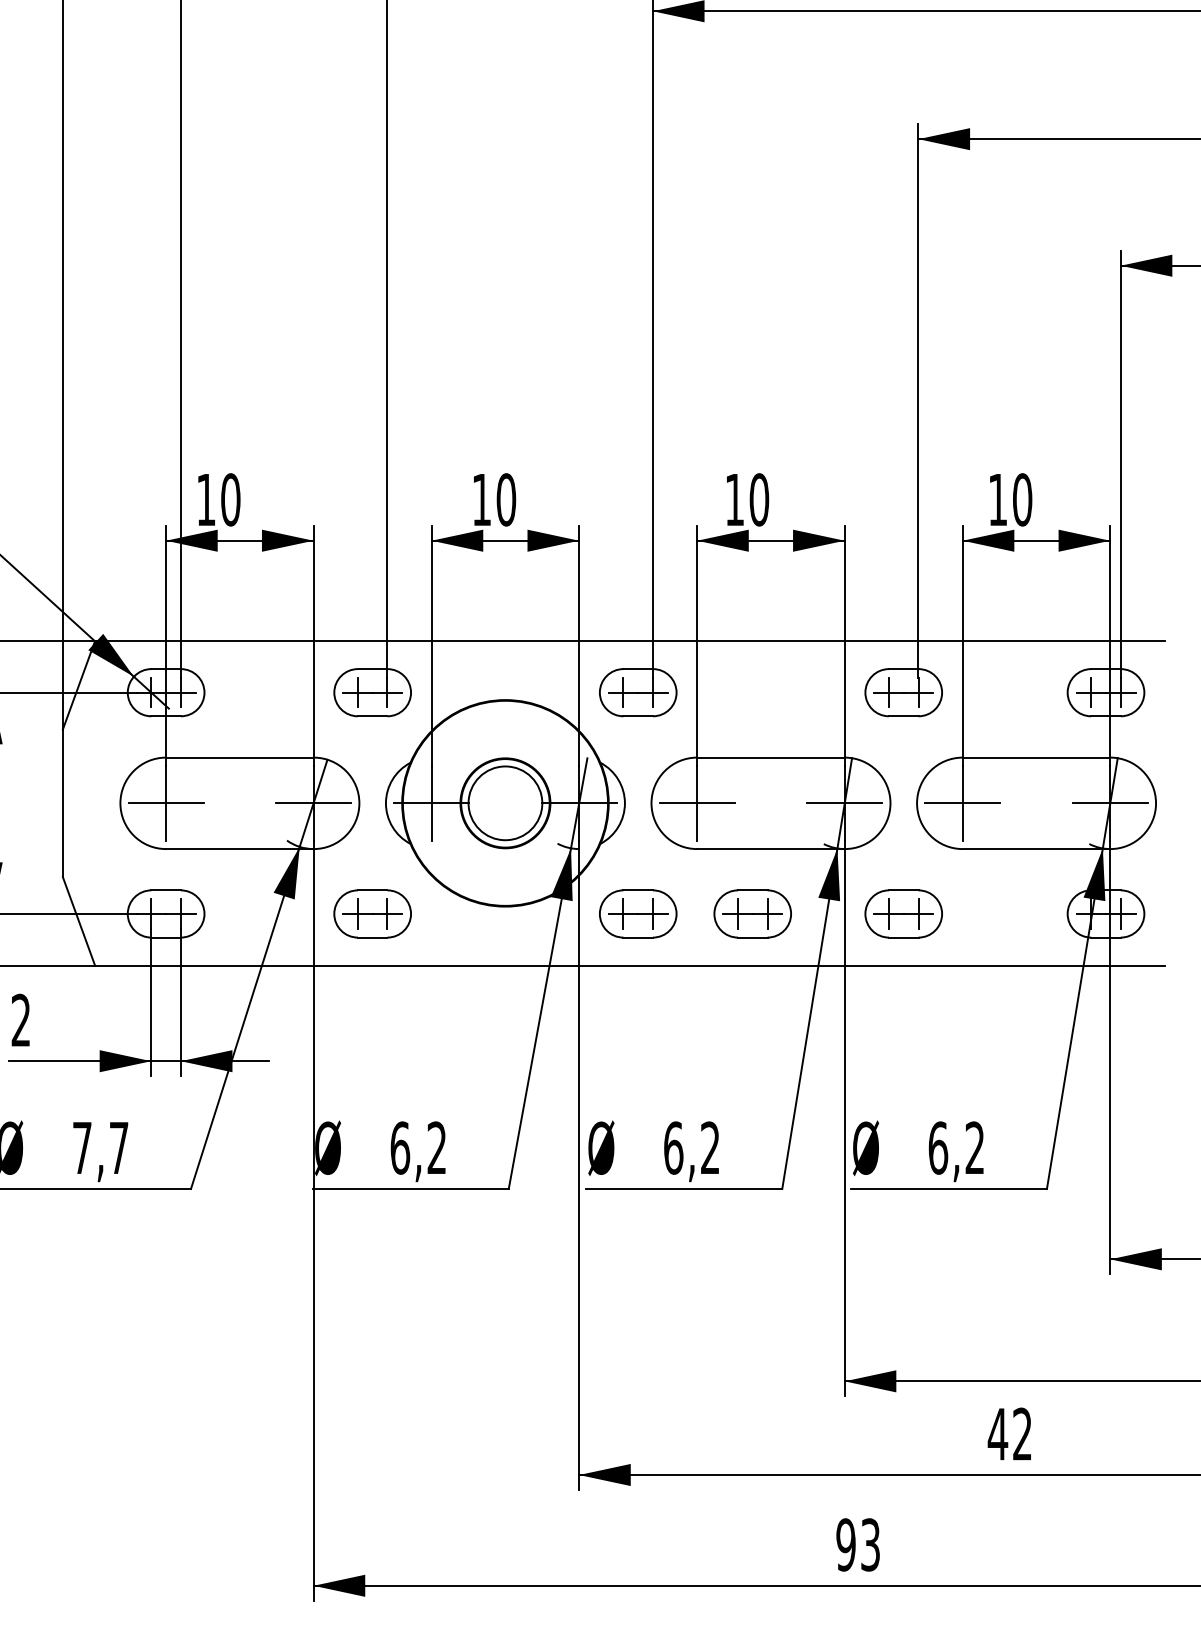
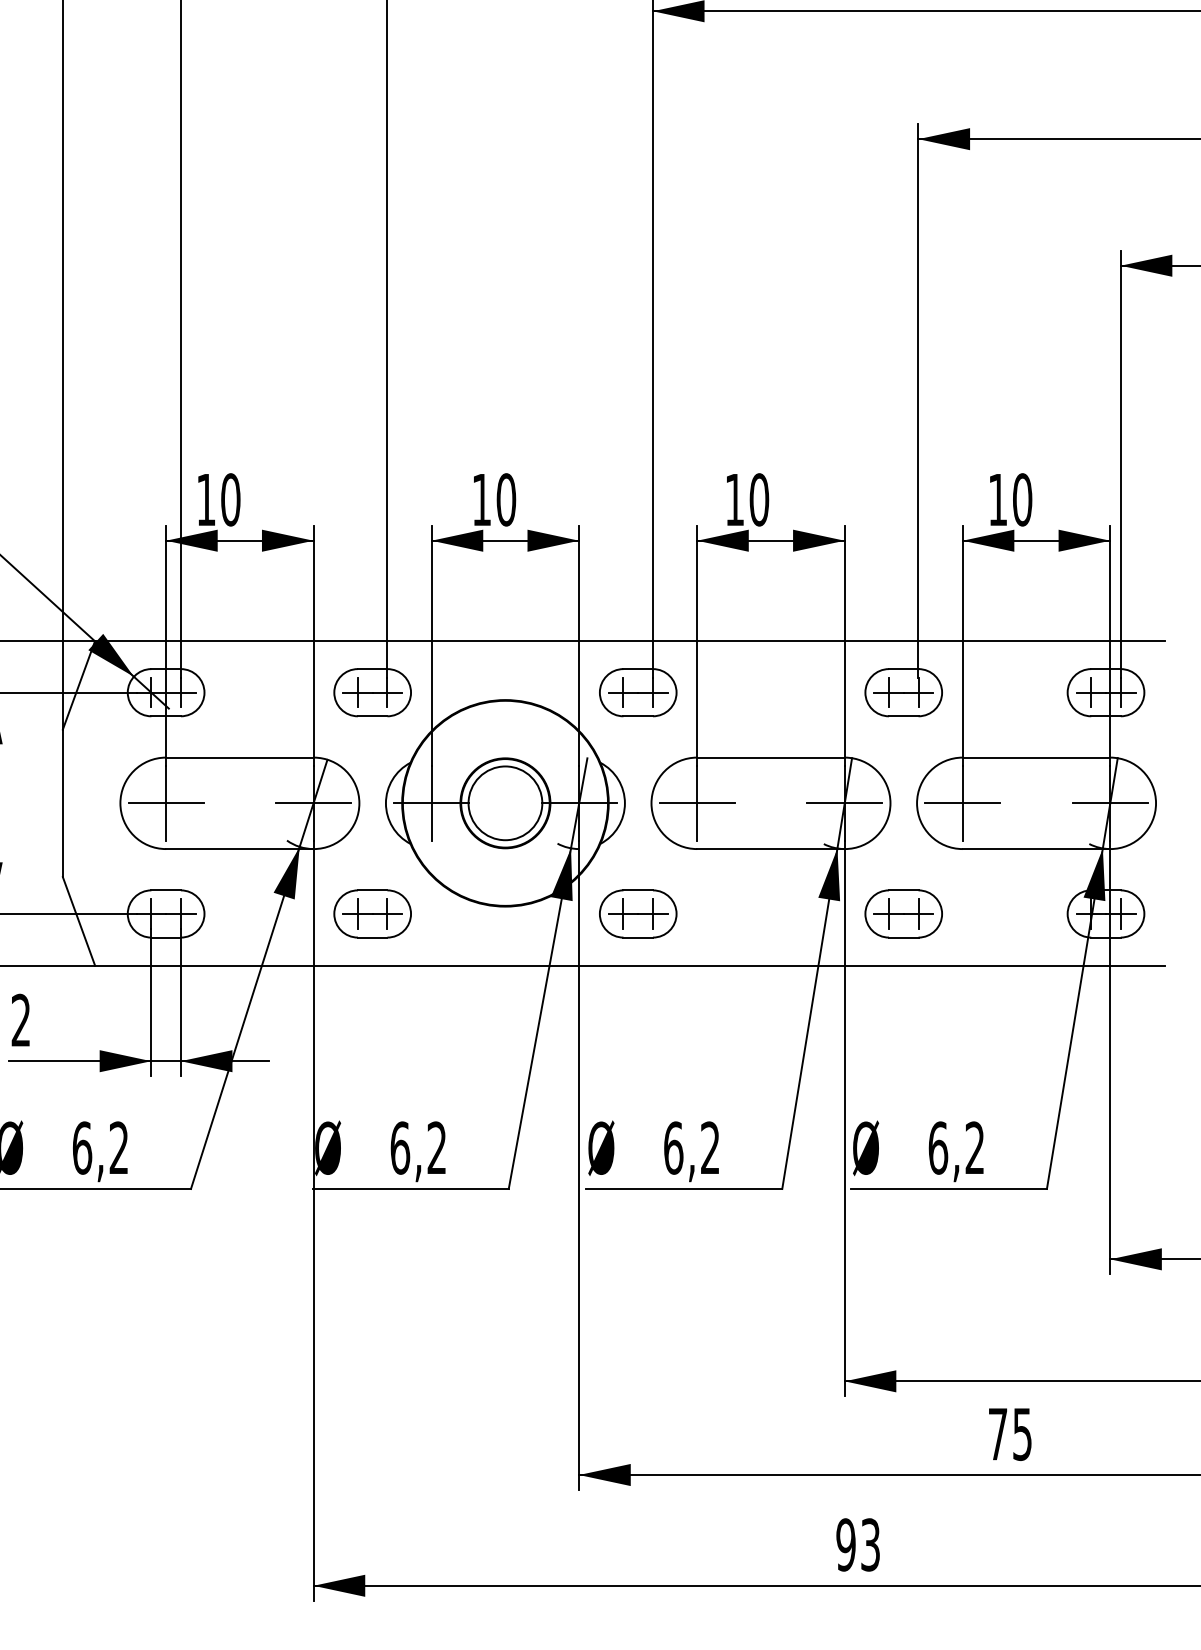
part: present -> none (752, 913)
text: 7,7 -> 6,2 (100, 1147)
text: 42 -> 75 (1009, 1433)
